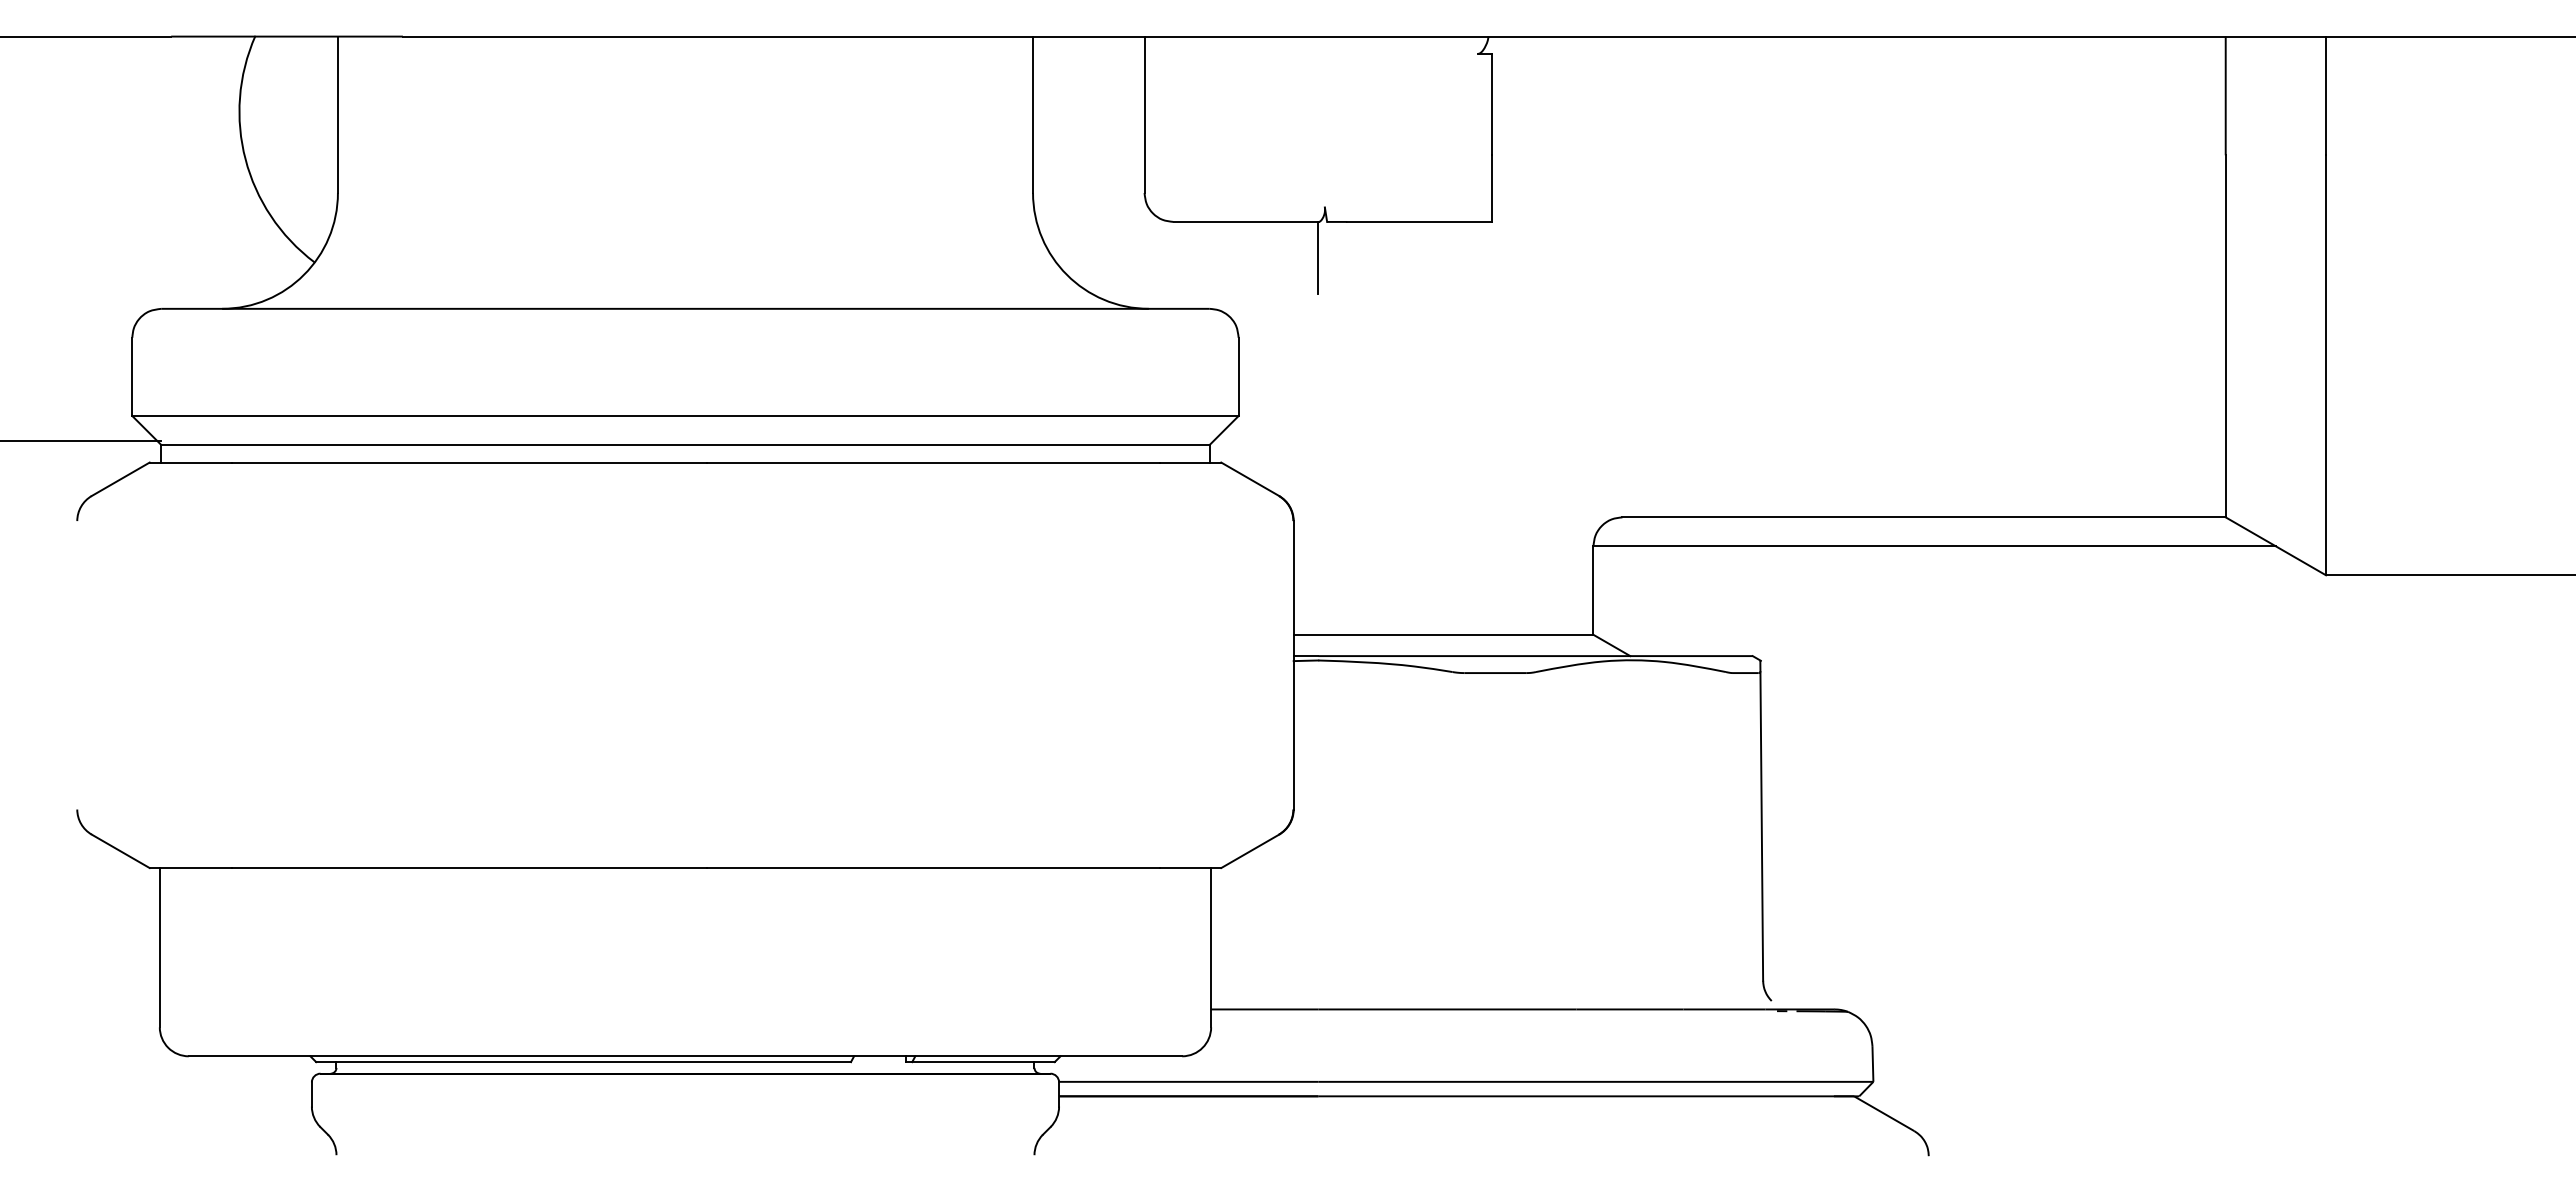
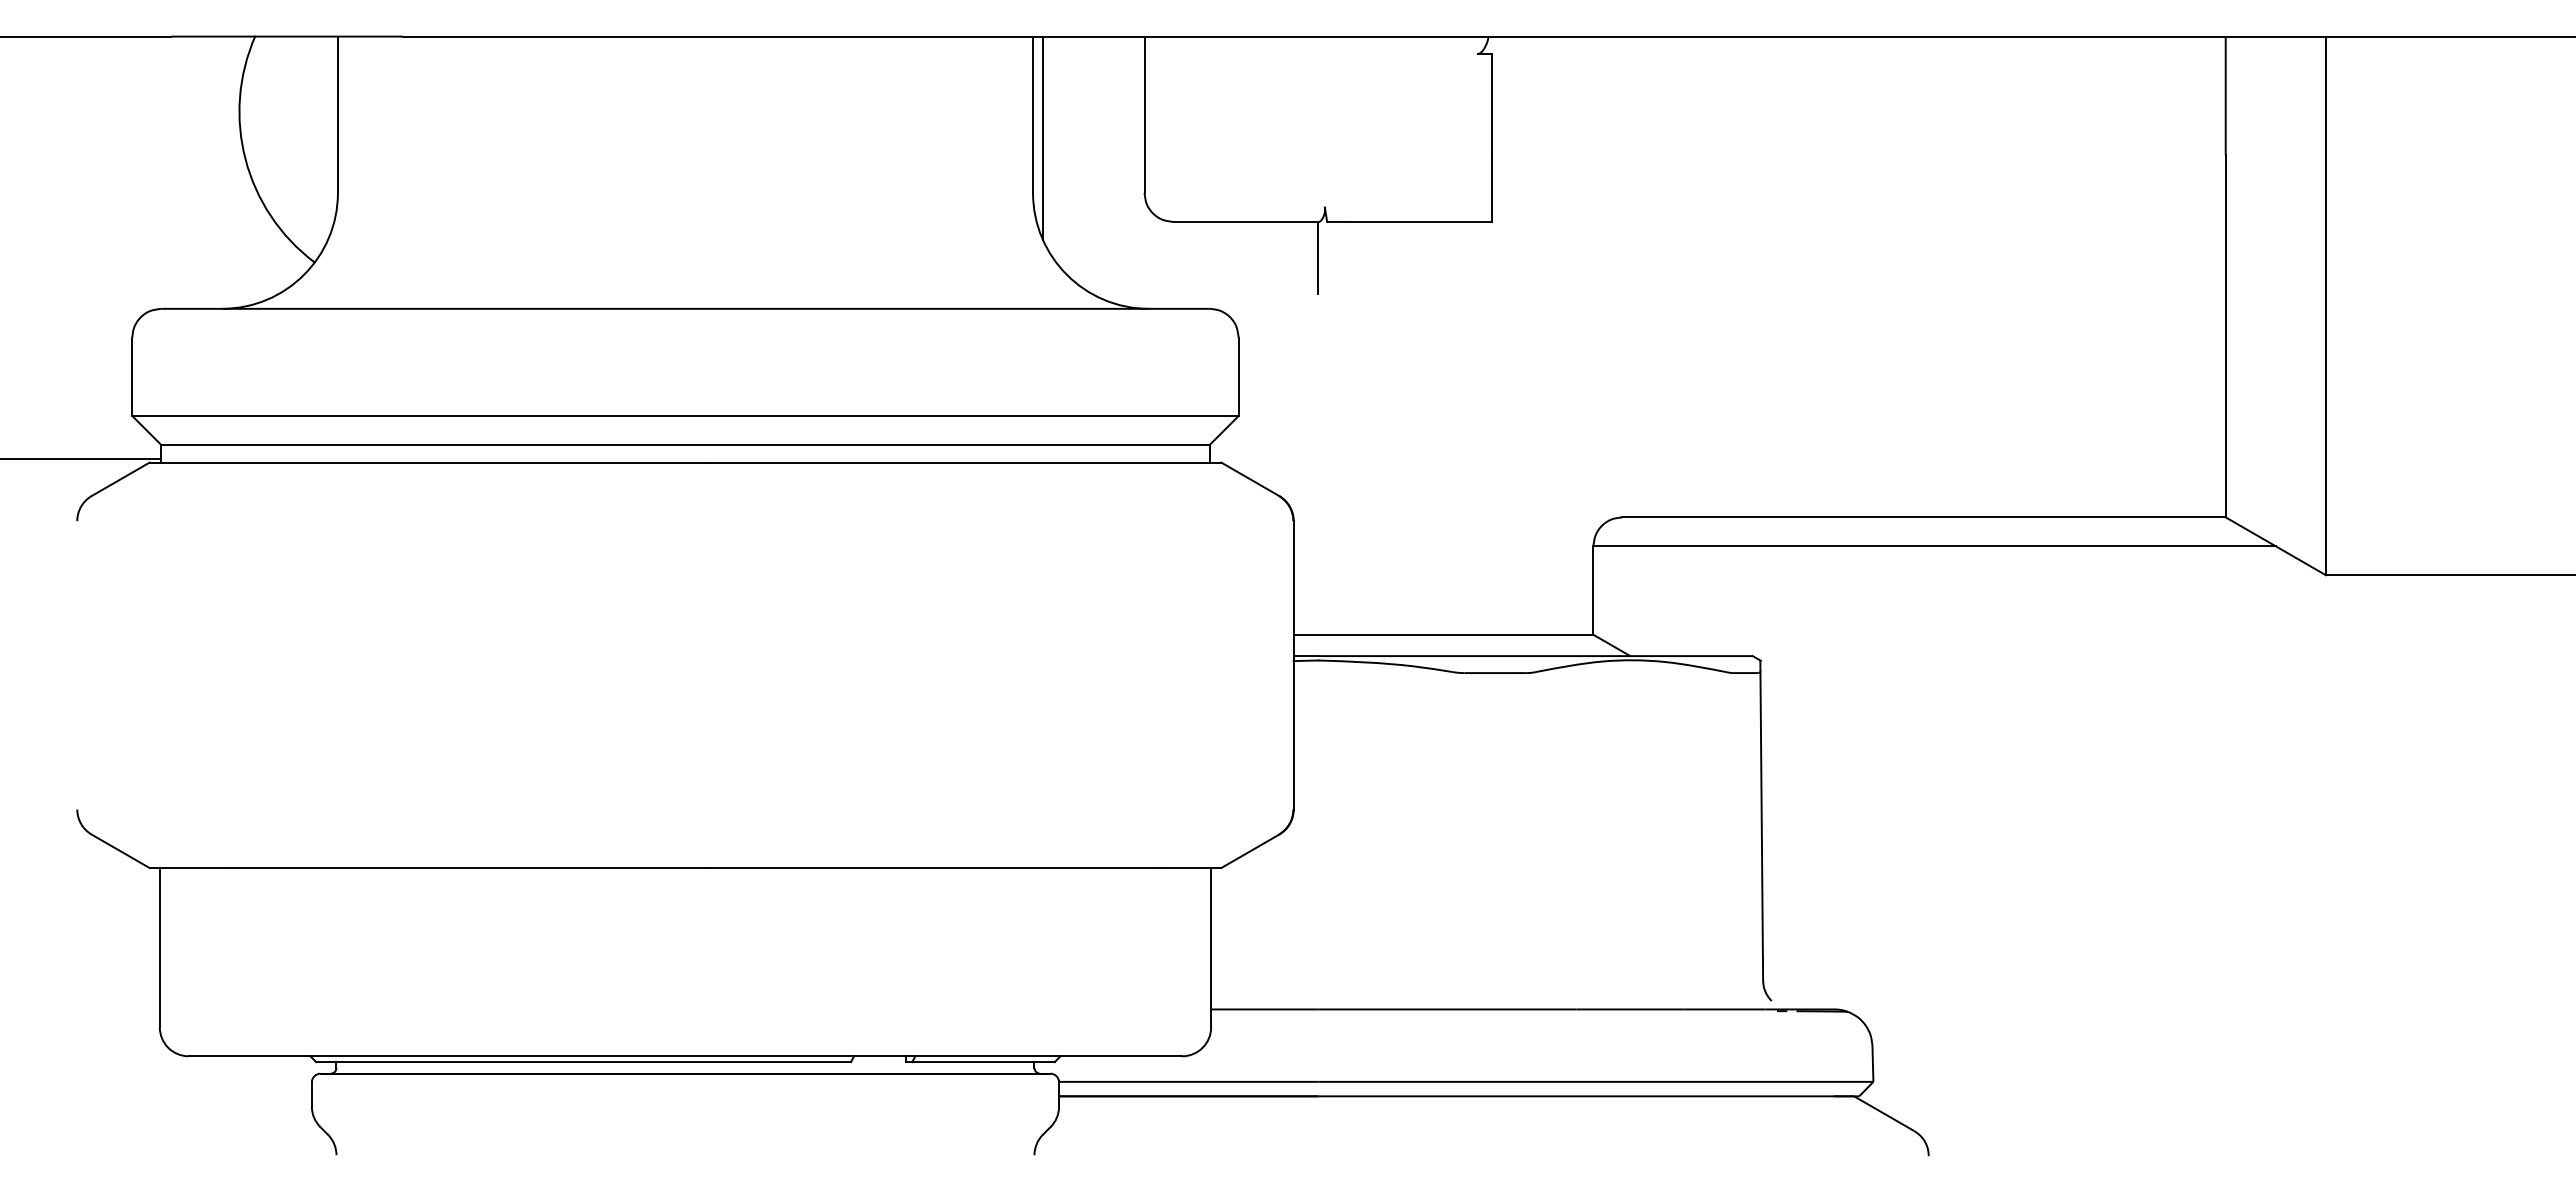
line: none -> present (1043, 138)
line position: (81, 441) -> (81, 459) (81, 459)
